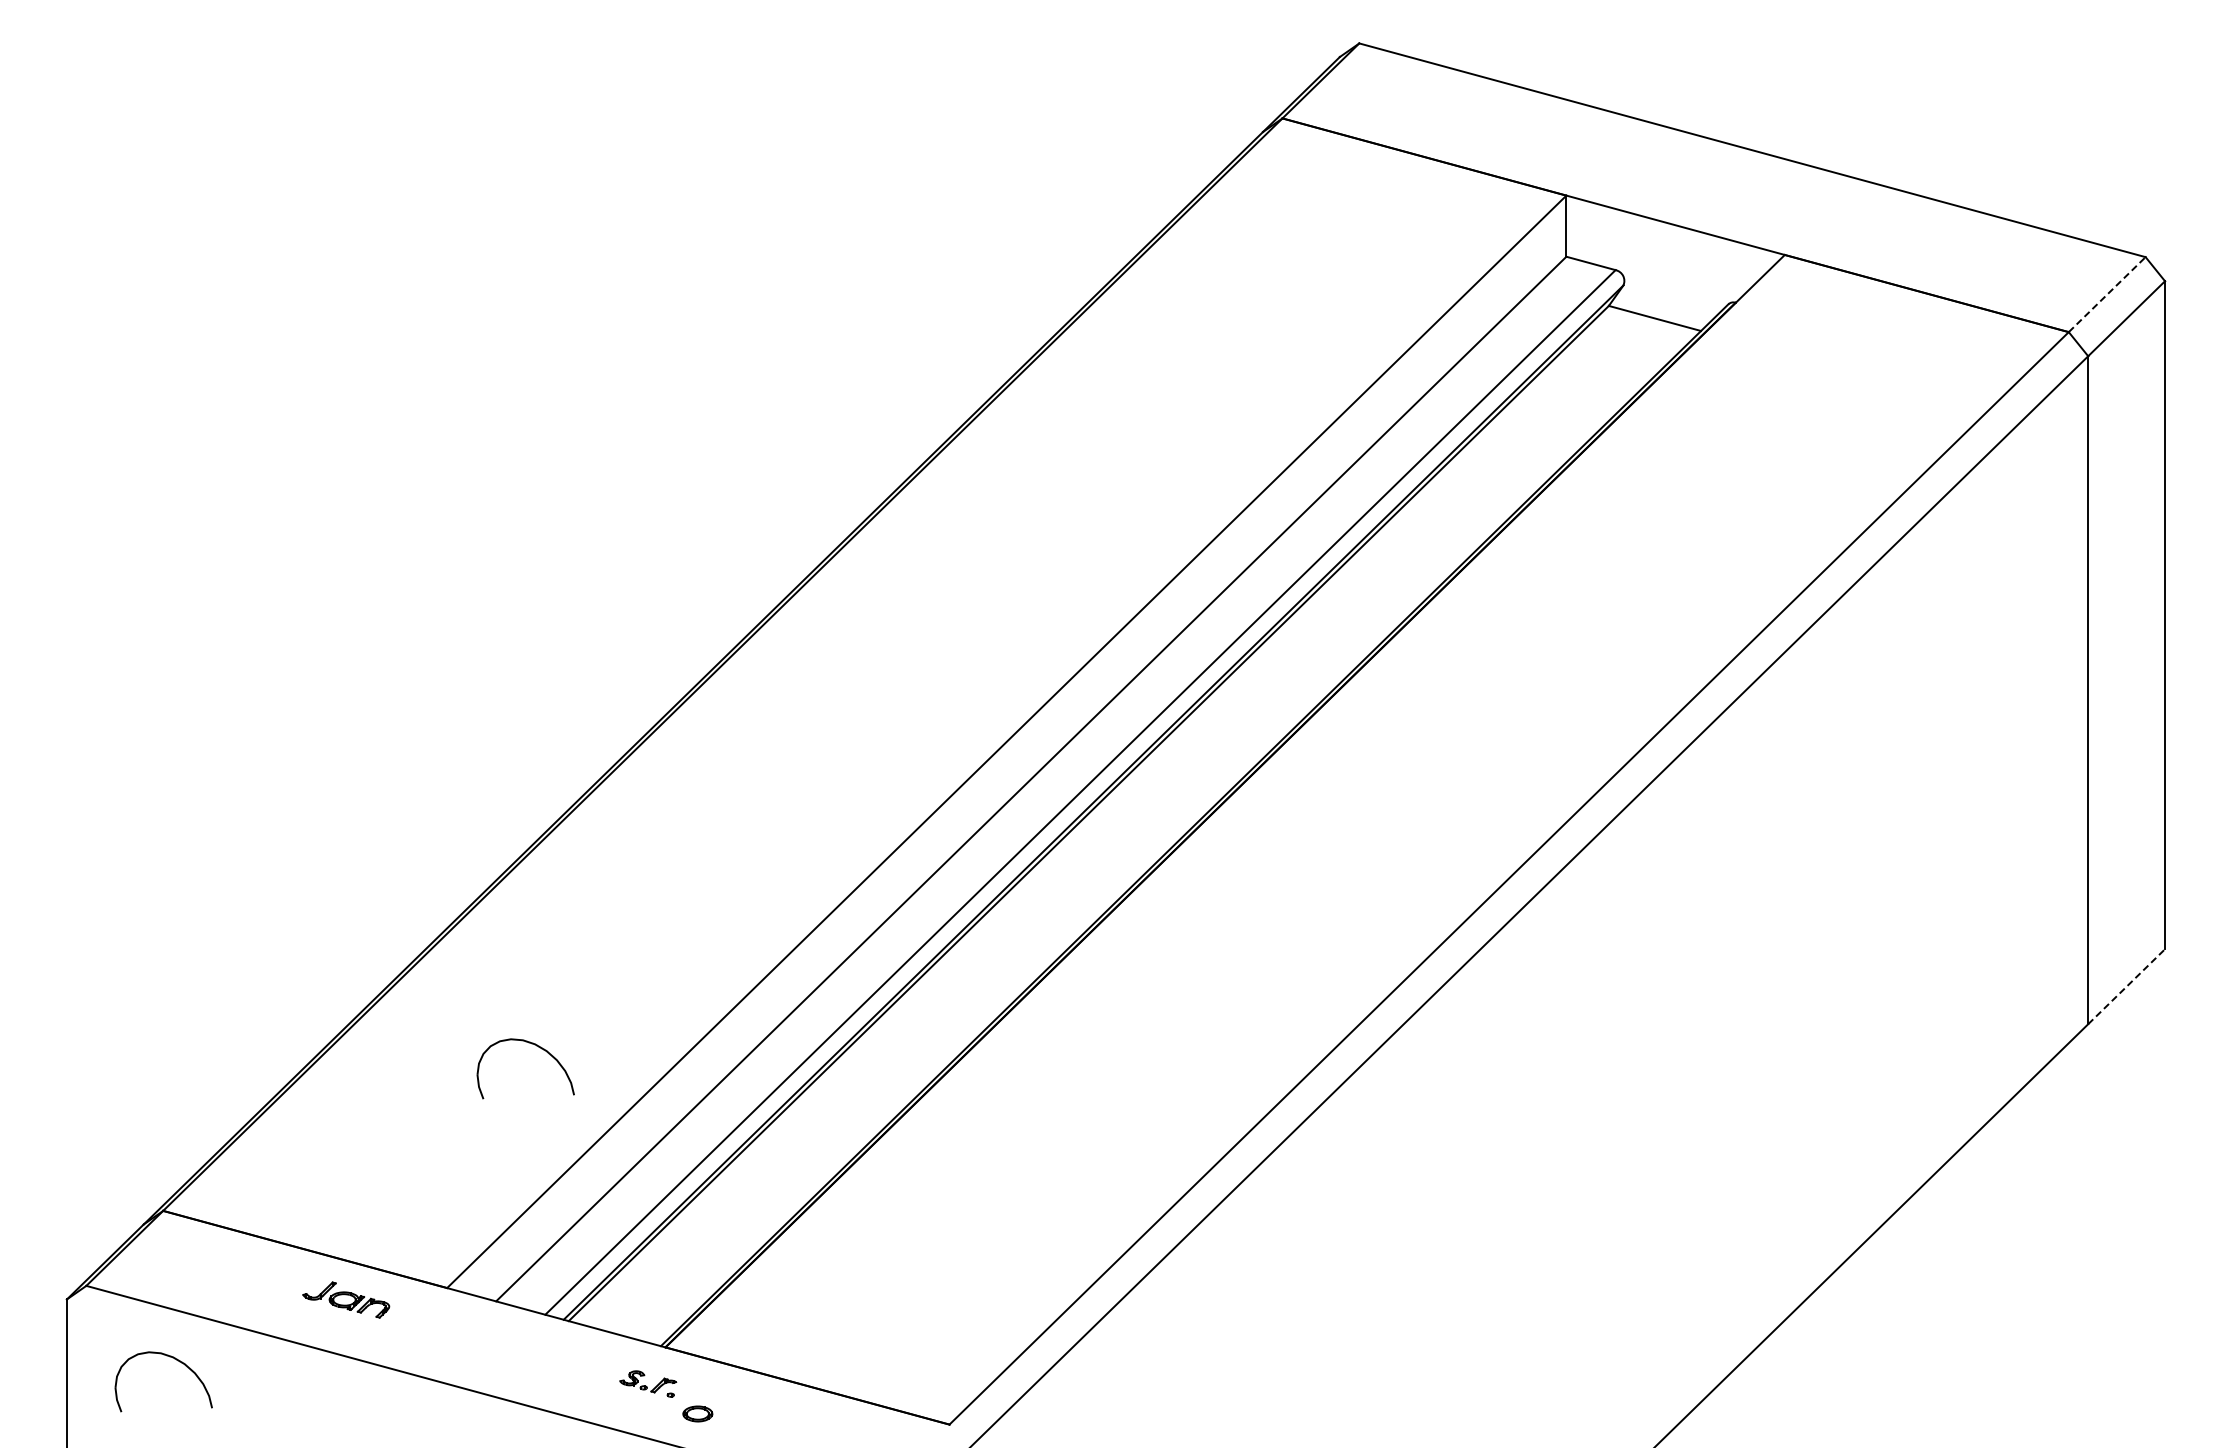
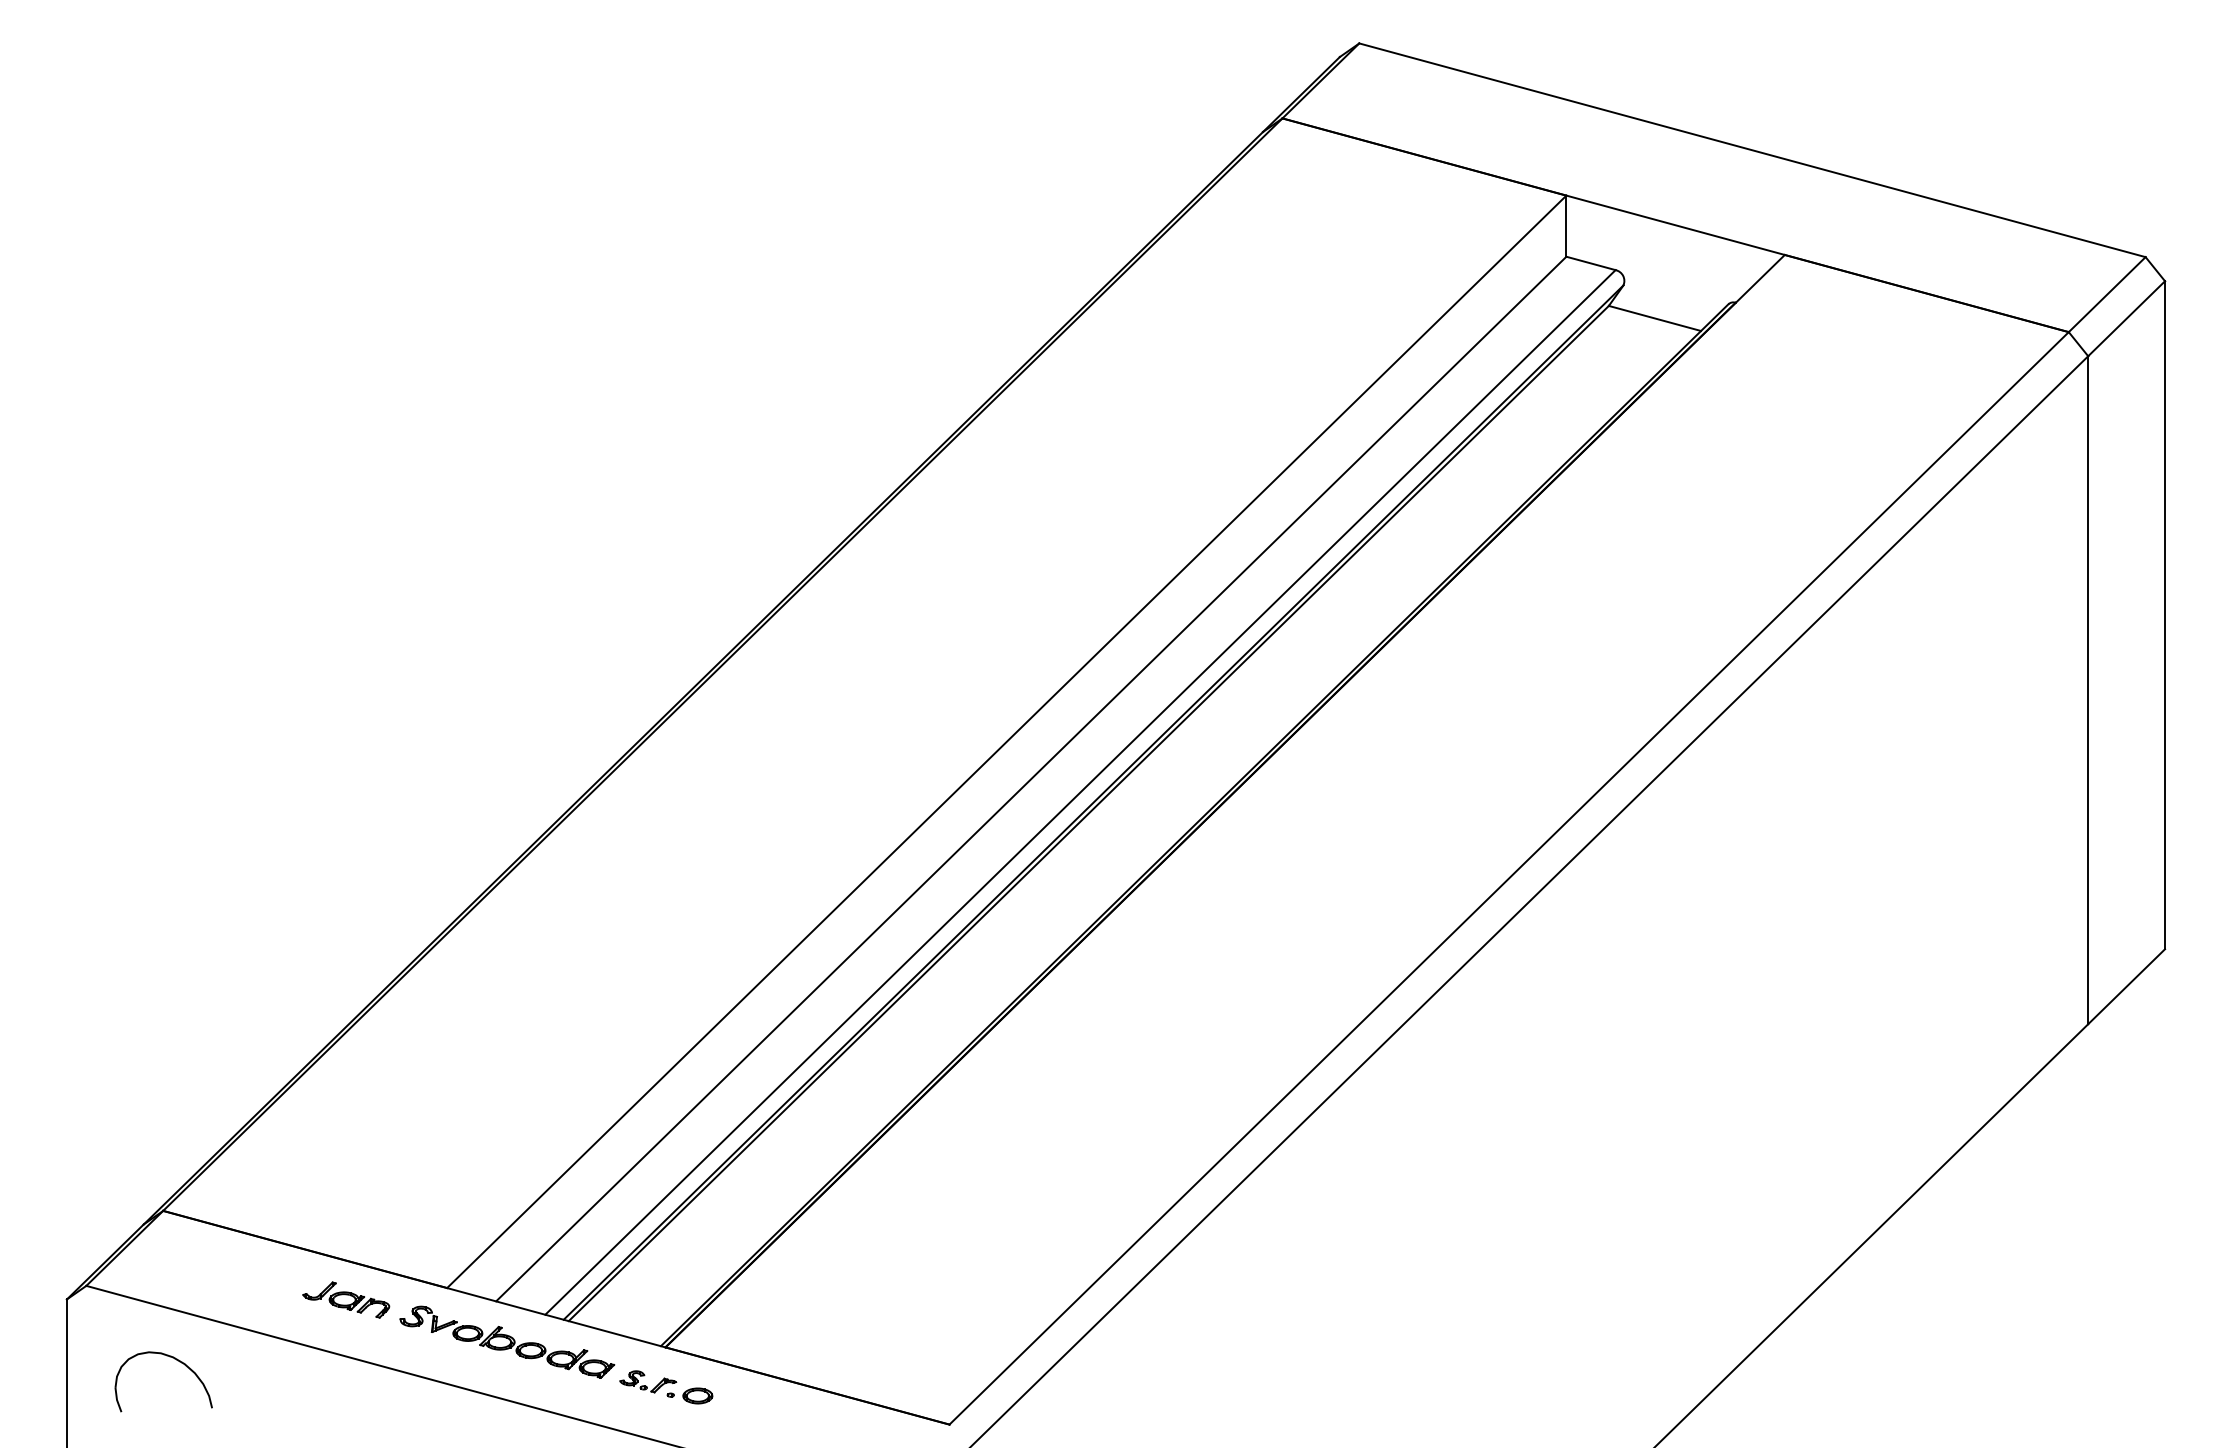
line: dashed -> solid (2107, 294)
line: dashed -> solid (2126, 986)
part: present -> none (536, 1046)
part: none -> present (507, 1341)
part position: (697, 1413) -> (697, 1395) (697, 1395)
